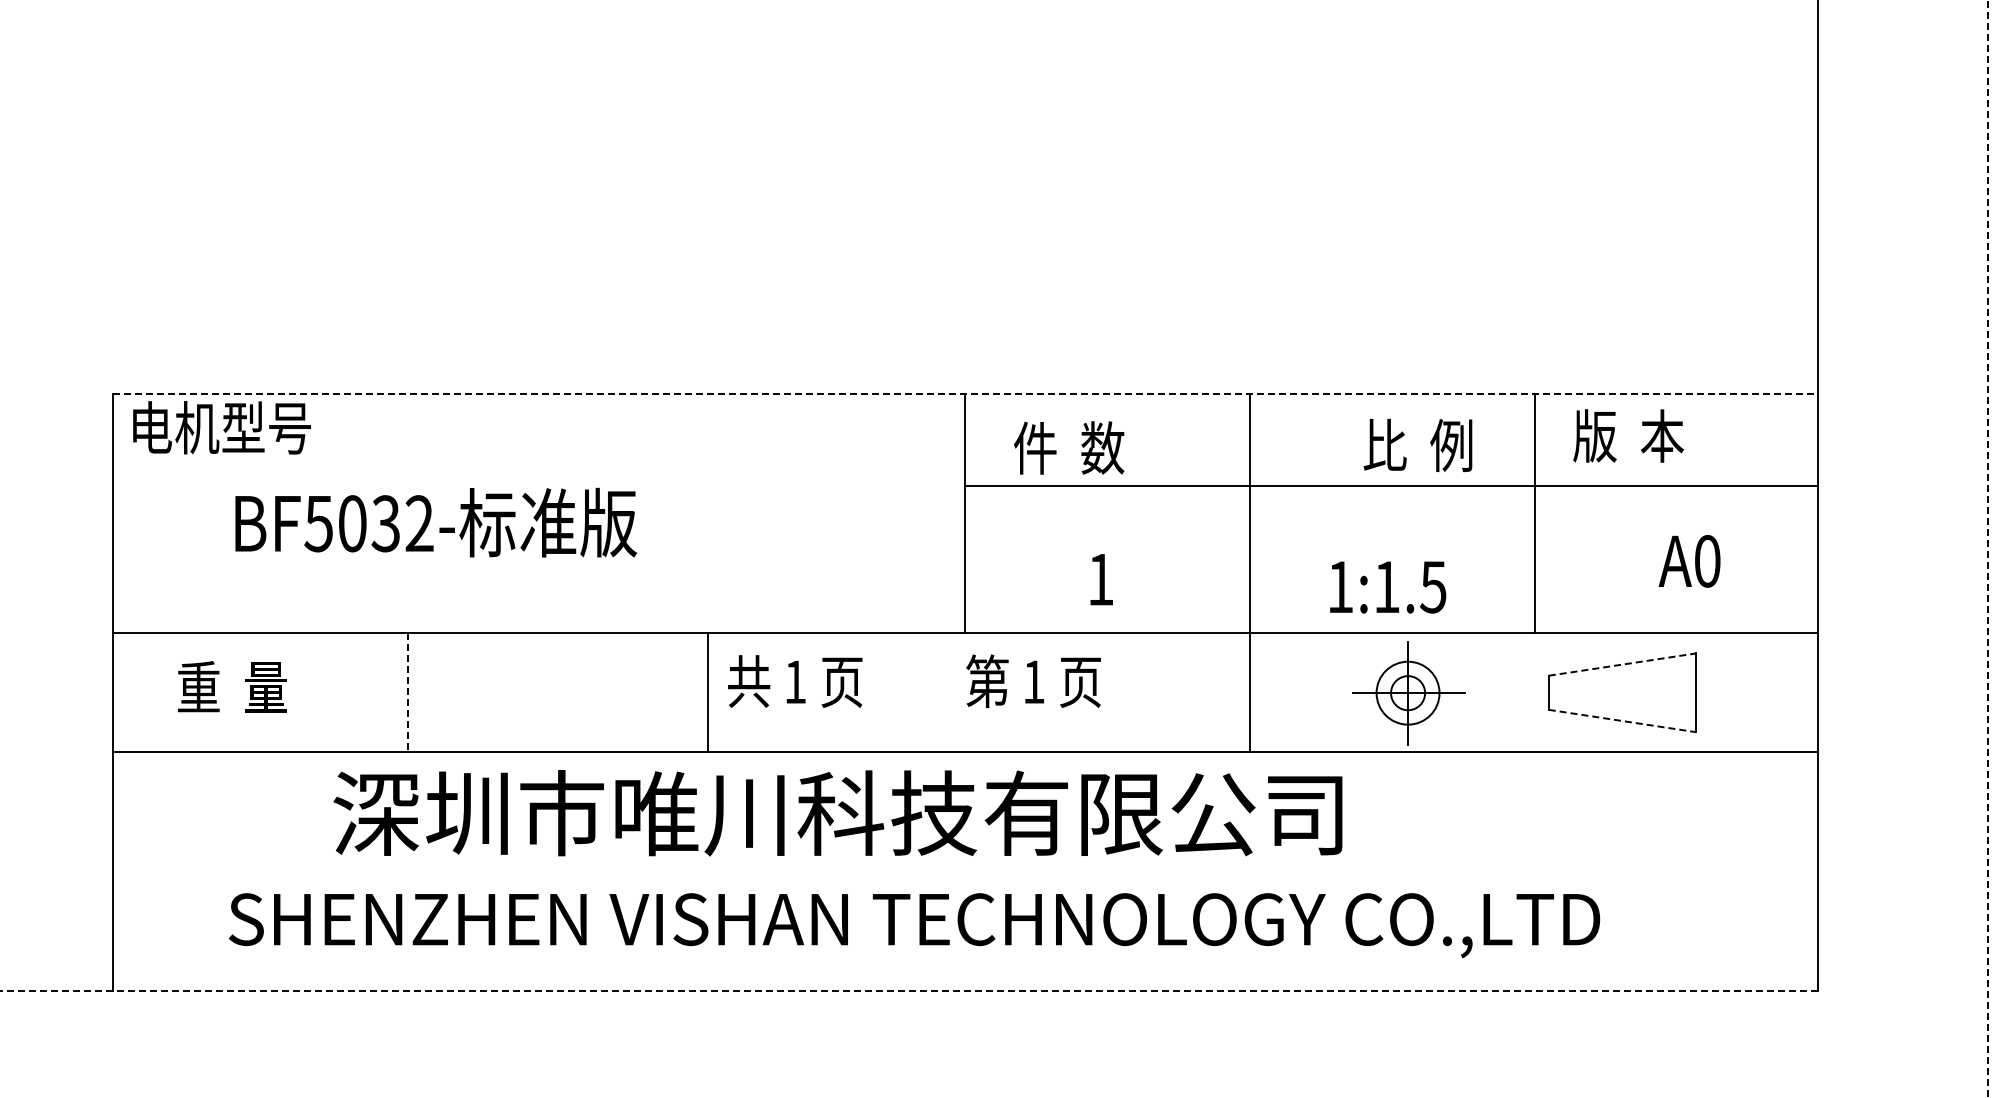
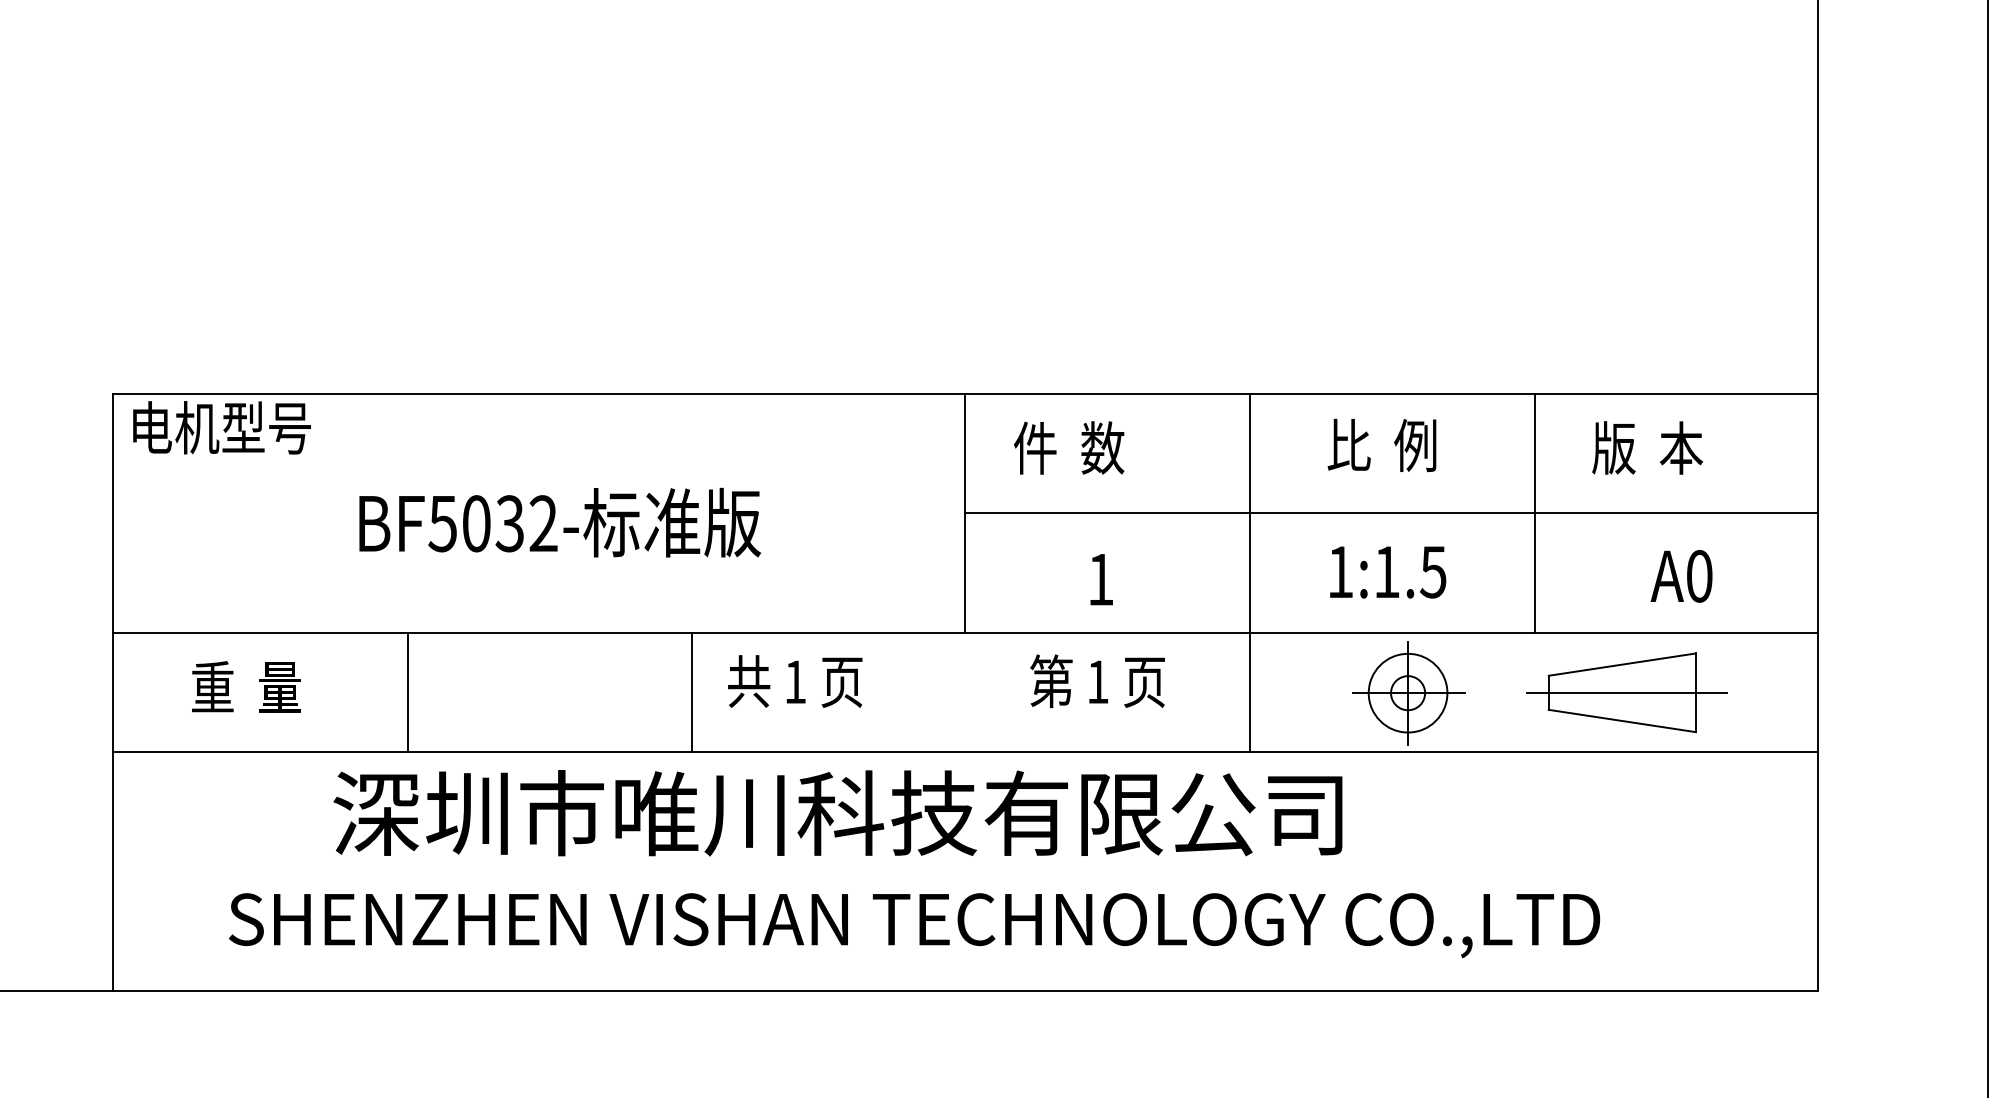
line: dashed -> solid (965, 394)
text position: (1628, 435) -> (1647, 447) (1647, 447)
text position: (1417, 444) -> (1381, 444) (1381, 444)
line position: (1391, 486) -> (1391, 513) (1391, 513)
text position: (435, 522) -> (559, 522) (559, 522)
line: dashed -> solid (1987, 549)
text position: (1689, 561) -> (1681, 576) (1681, 576)
text position: (1388, 587) -> (1388, 572) (1388, 572)
line: dashed -> solid (1622, 664)
text position: (1033, 680) -> (1097, 680) (1097, 680)
text position: (232, 686) -> (246, 686) (246, 686)
line: dashed -> solid (407, 692)
line position: (708, 692) -> (692, 692) (692, 692)
circle diameter: 63 px -> 79 px (1407, 692)
line: none -> present (1627, 692)
line: dashed -> solid (1622, 721)
line: dashed -> solid (908, 990)
